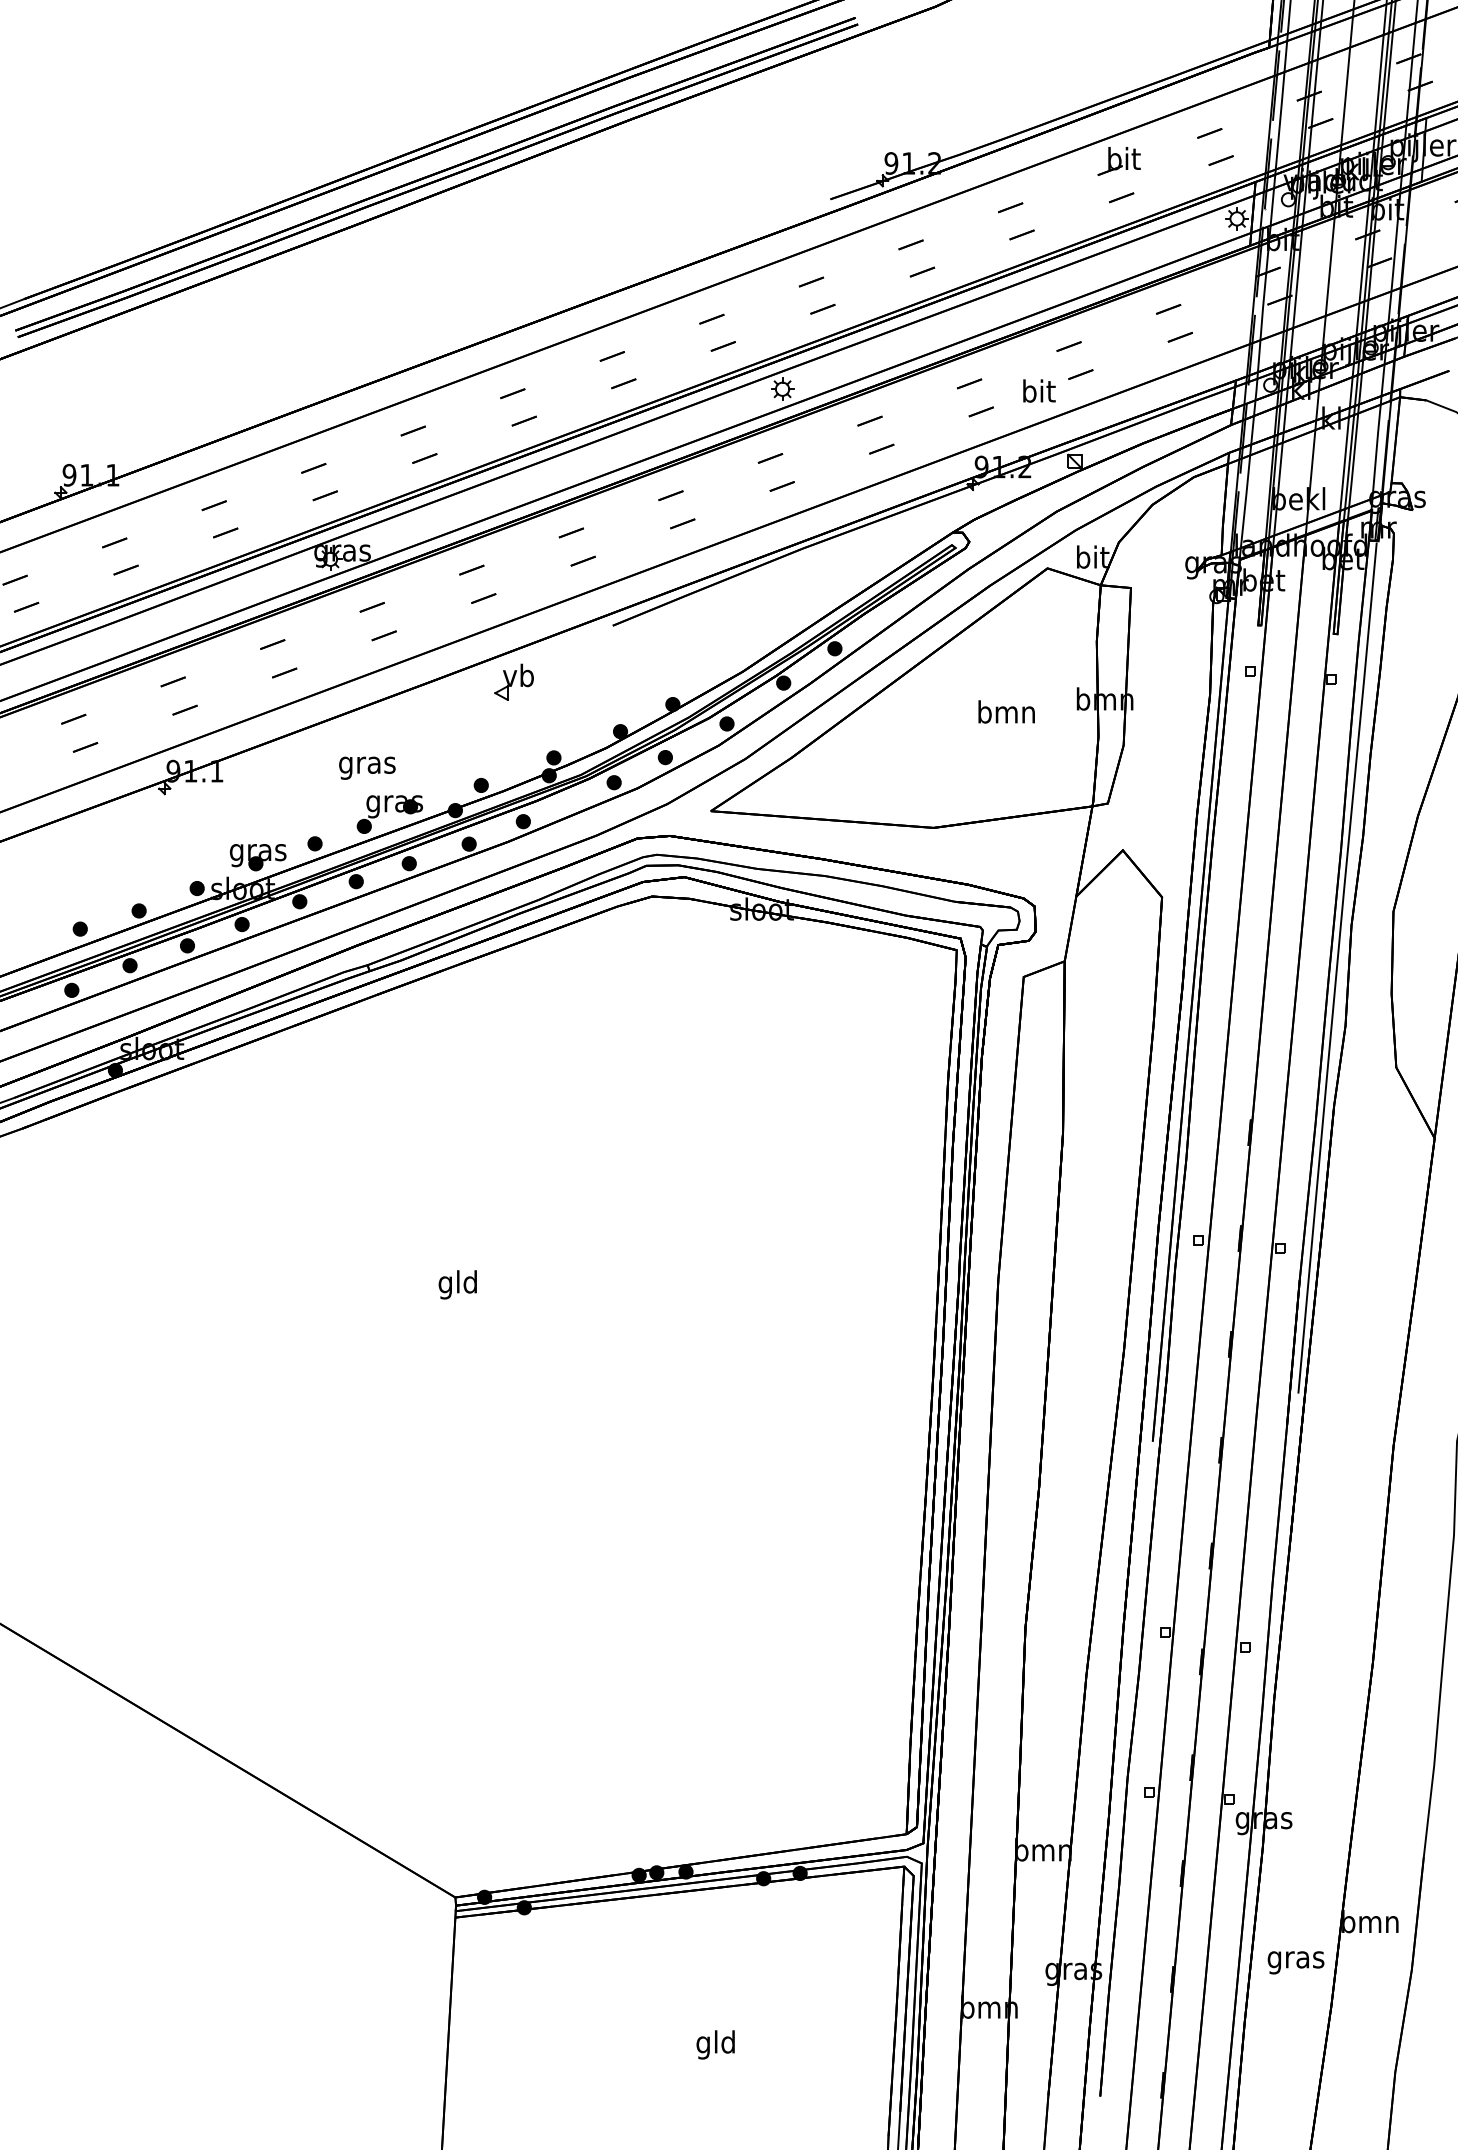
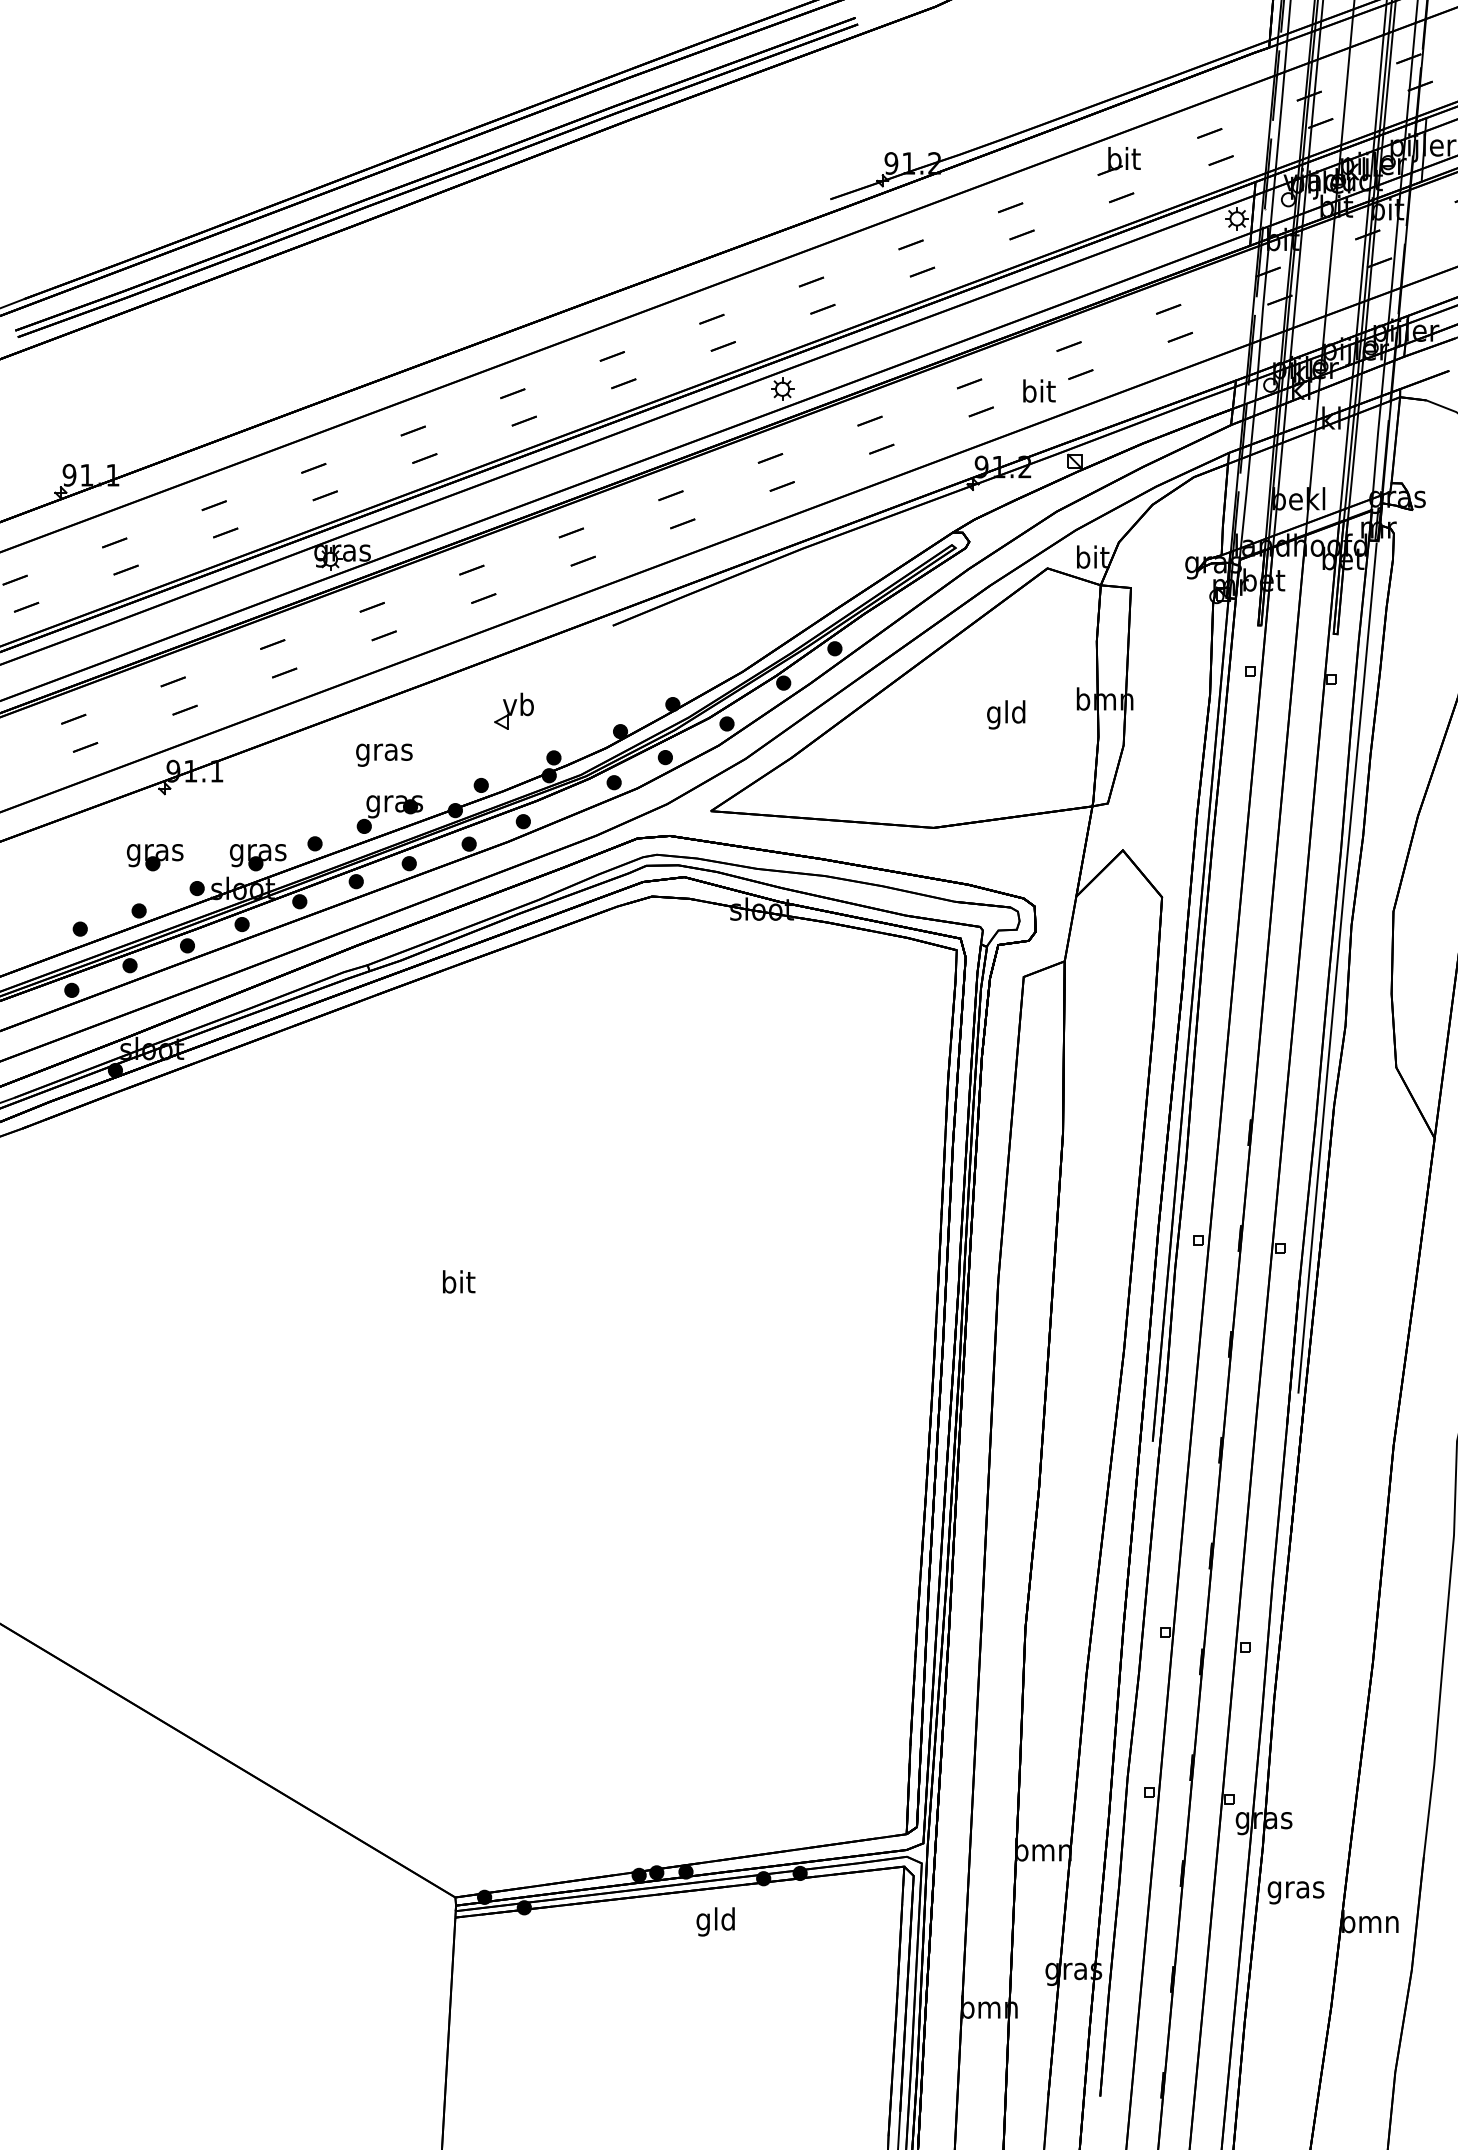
part position: (513, 681) -> (513, 710) (513, 710)
text: bmn -> gld (1006, 714)
text position: (367, 767) -> (384, 754) (384, 754)
part: none -> present (155, 857)
text: gld -> bit (457, 1284)
text position: (1295, 1962) -> (1295, 1892) (1295, 1892)
text position: (715, 2044) -> (715, 1921) (715, 1921)
